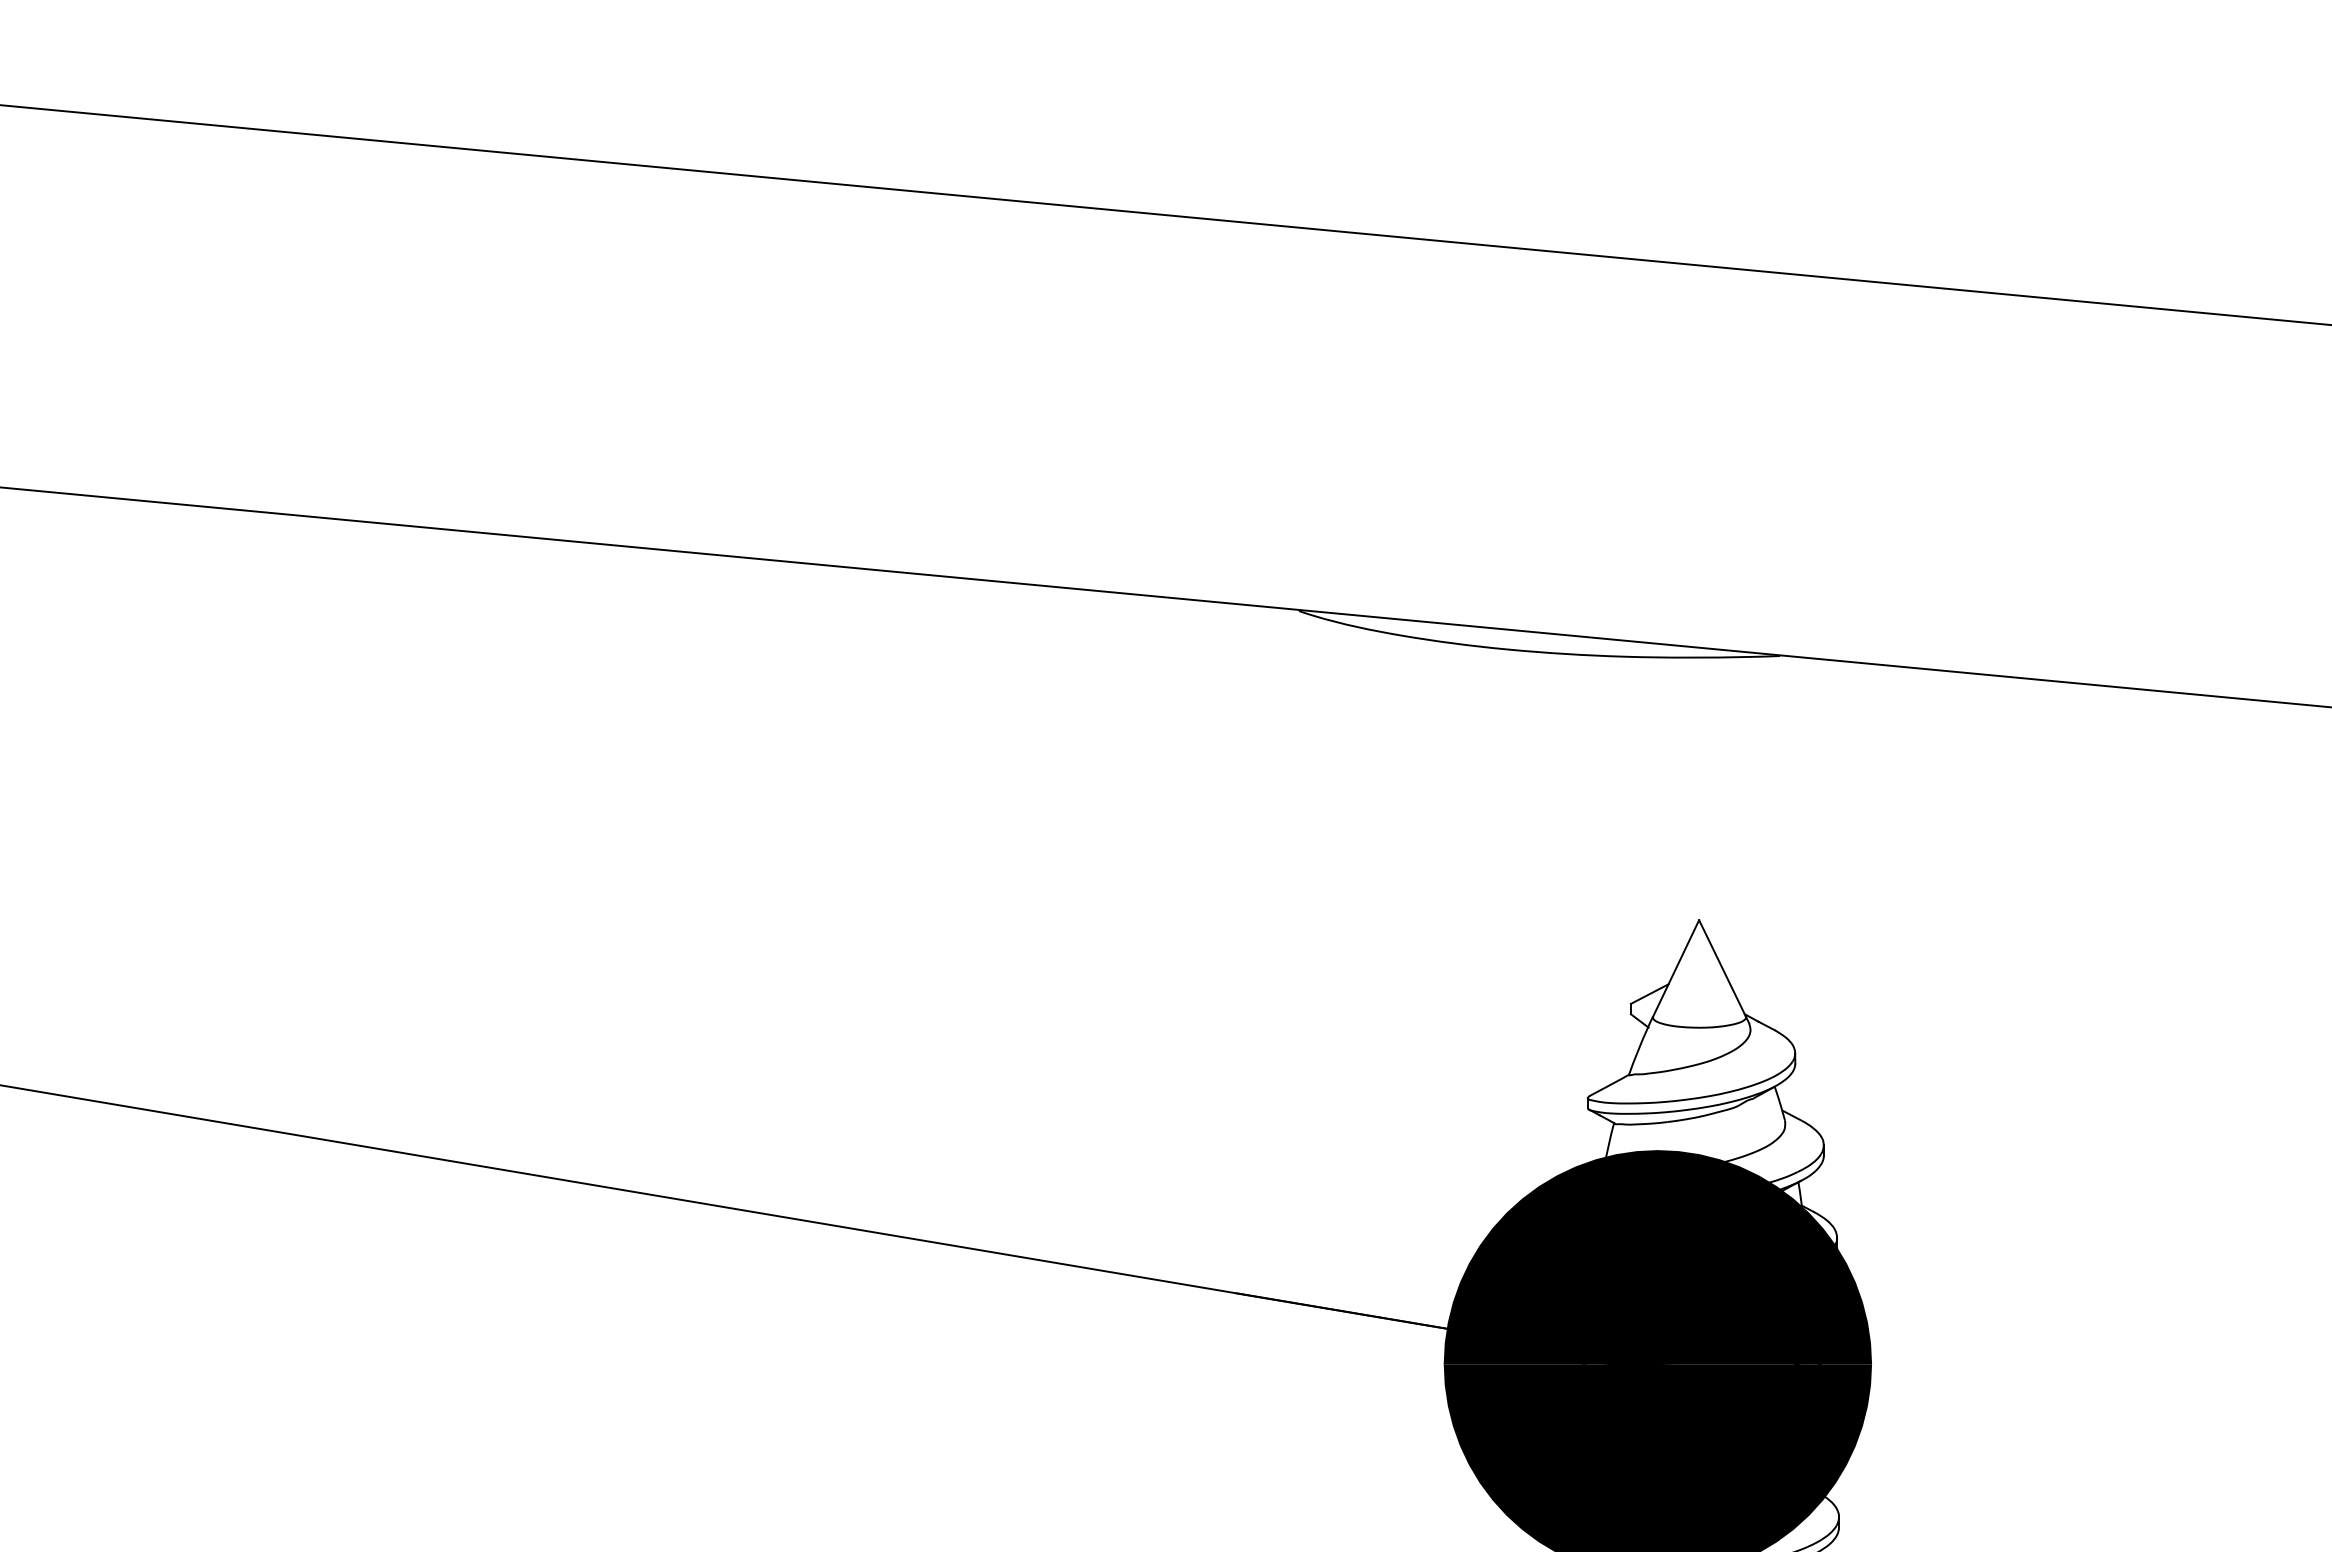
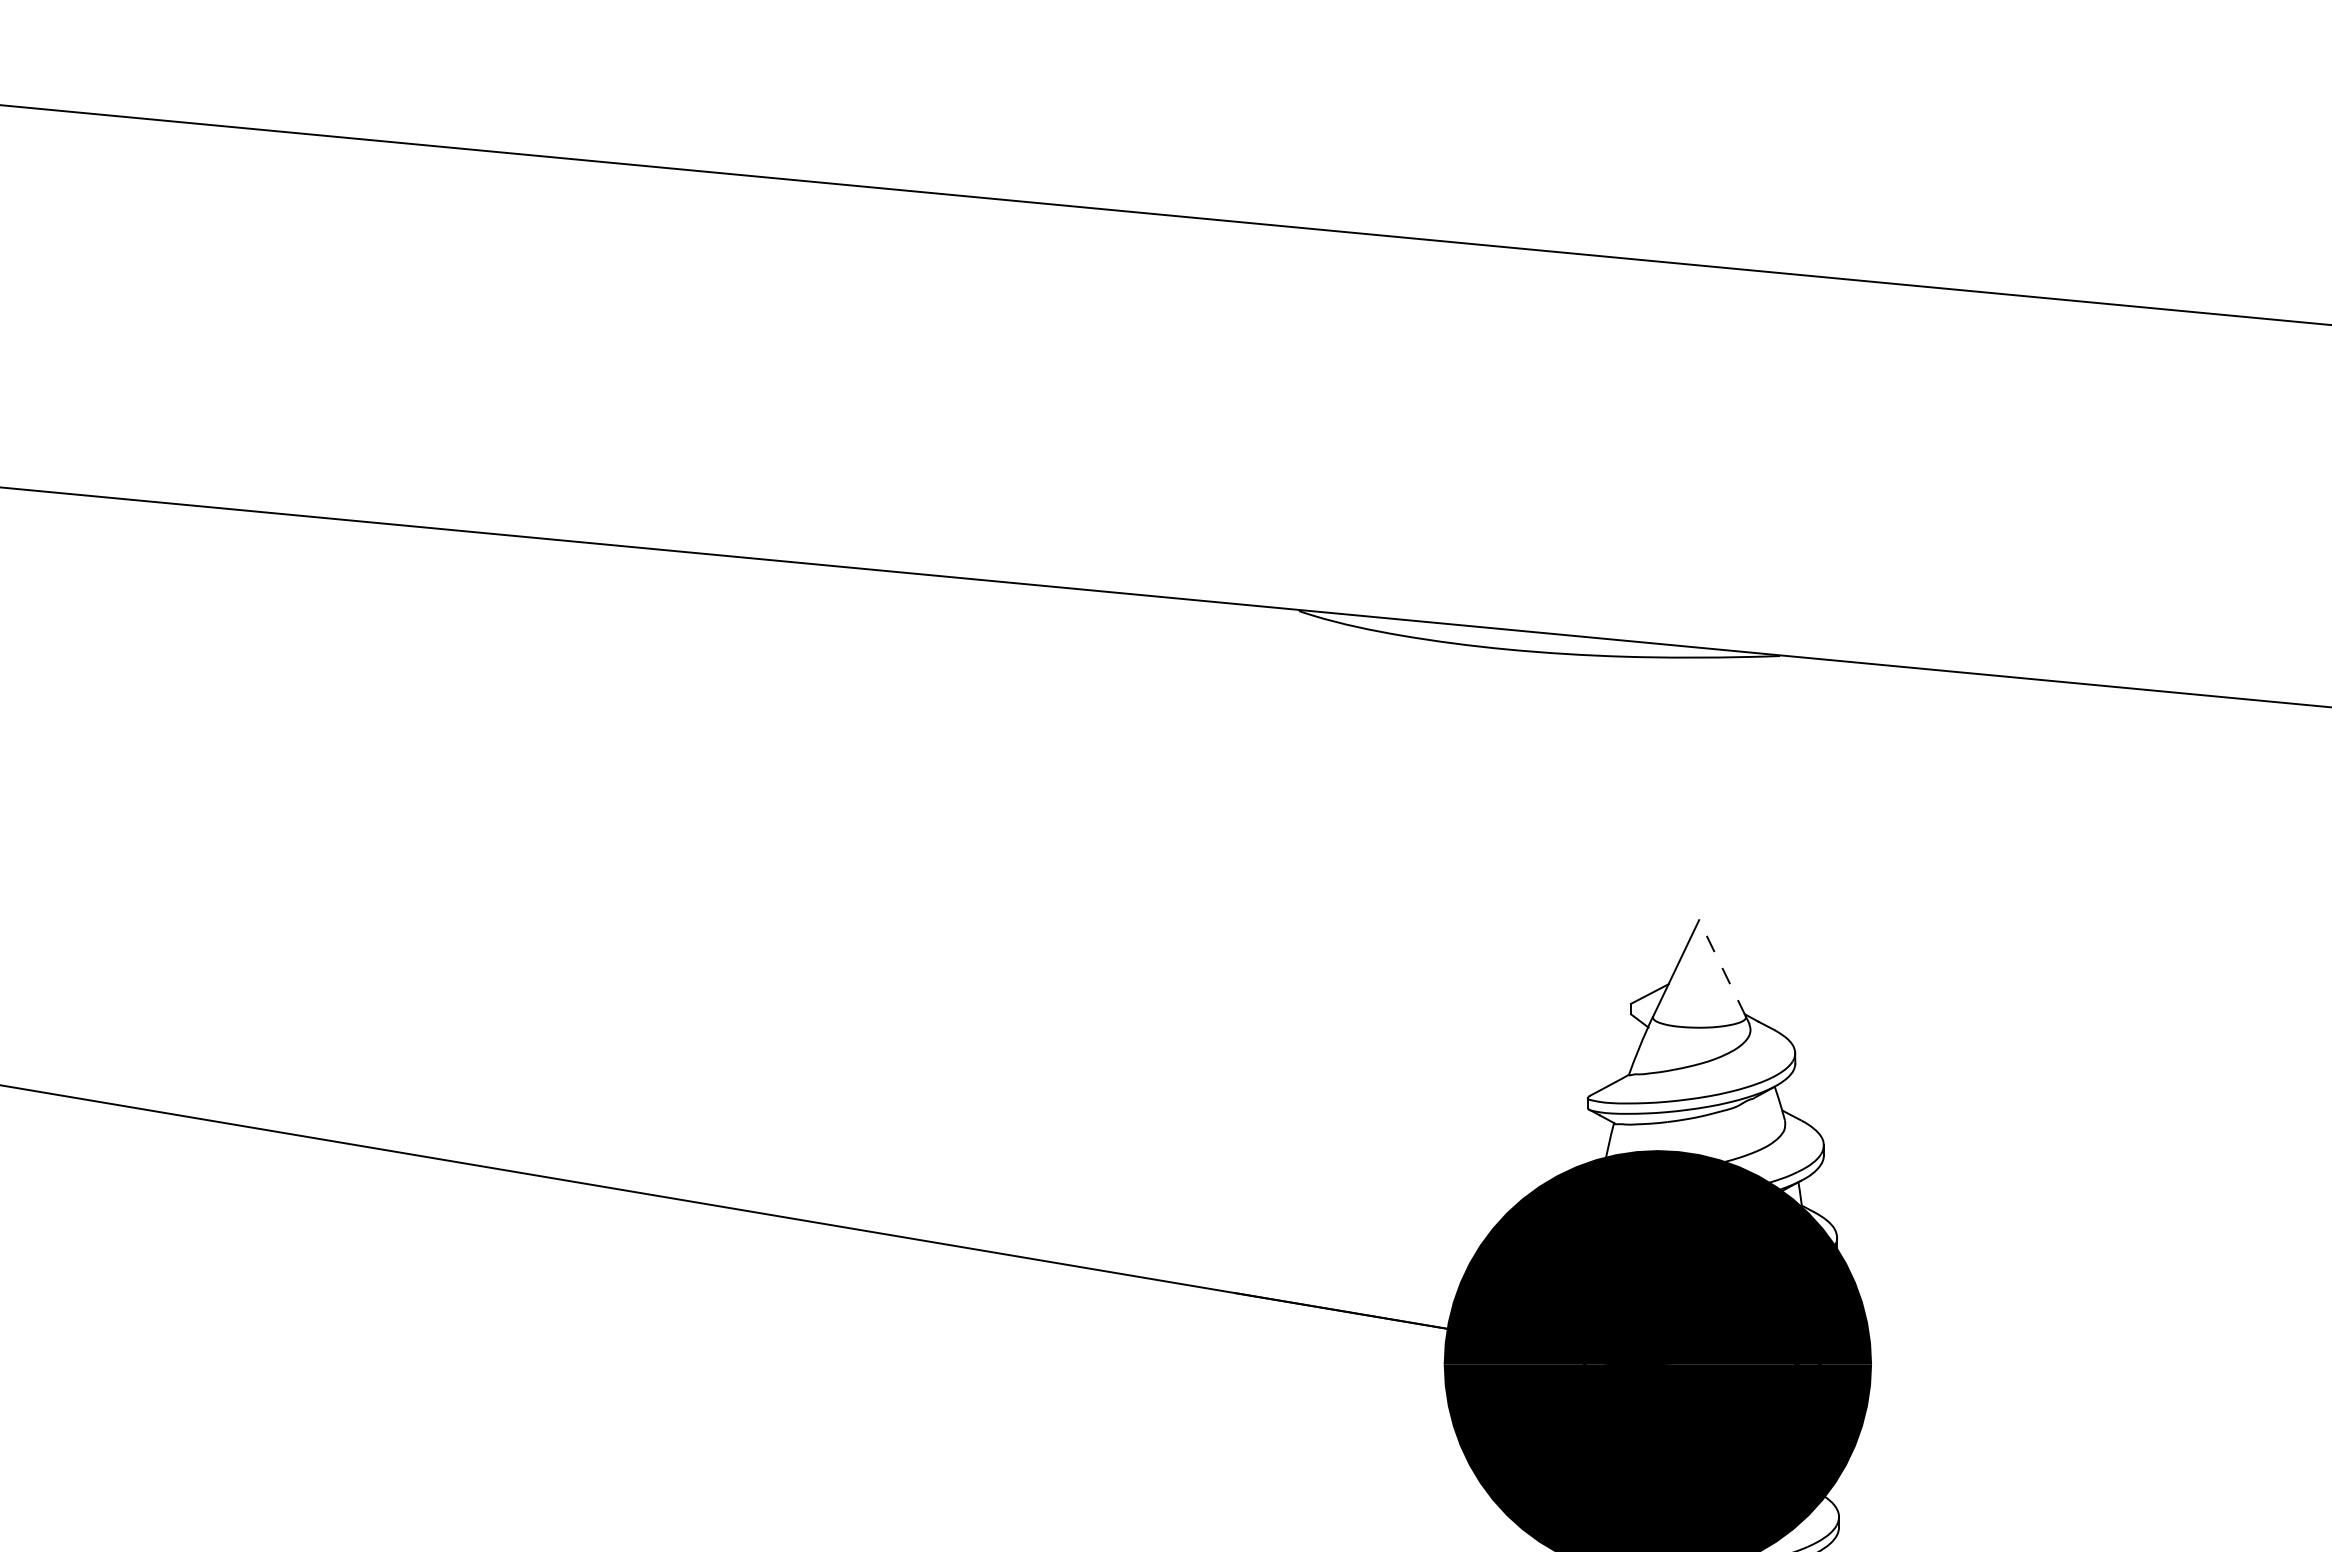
line: solid -> dashed (1722, 967)
